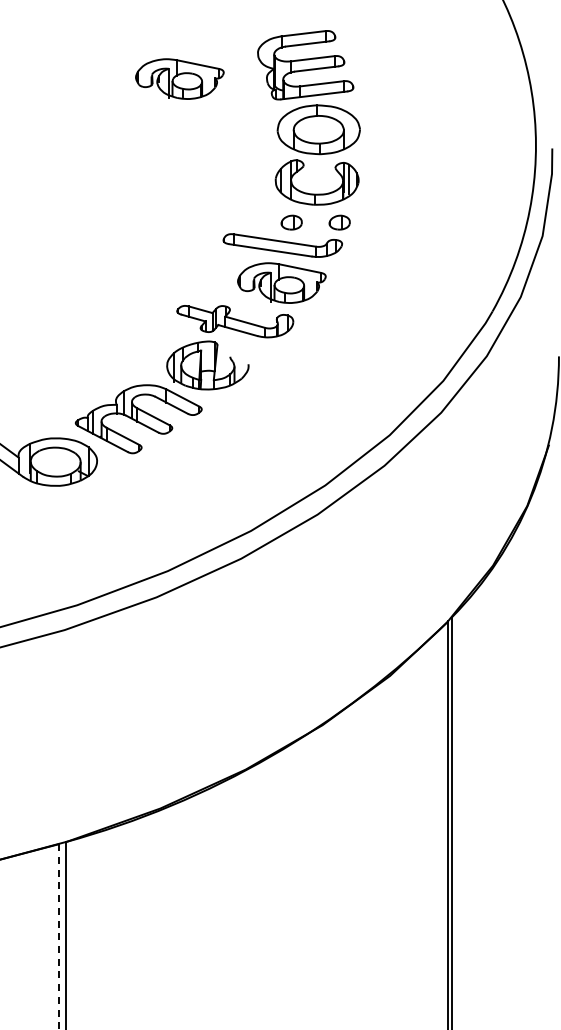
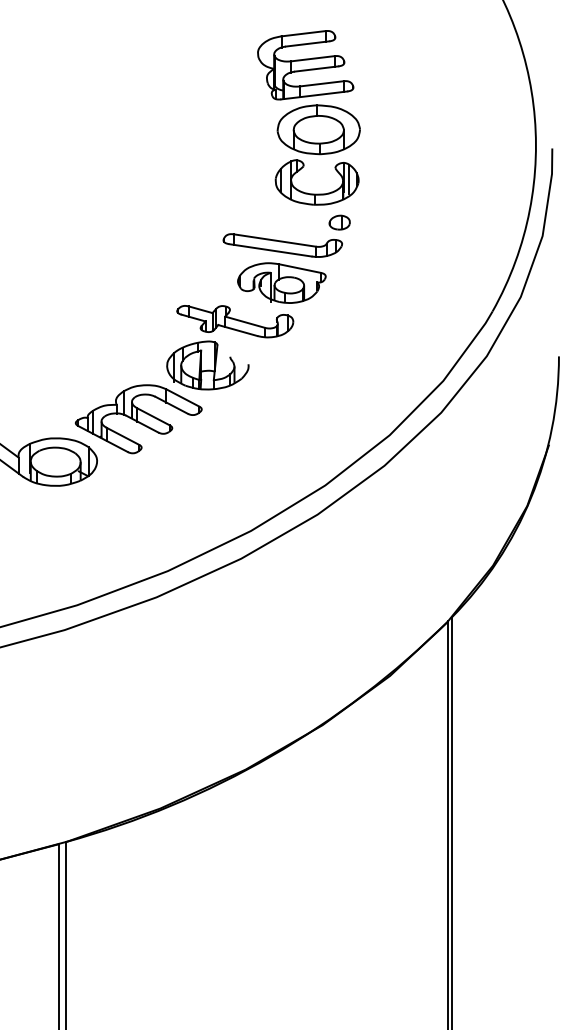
part: present -> none (179, 78)
part: present -> none (291, 222)
line: dashed -> solid (59, 937)
